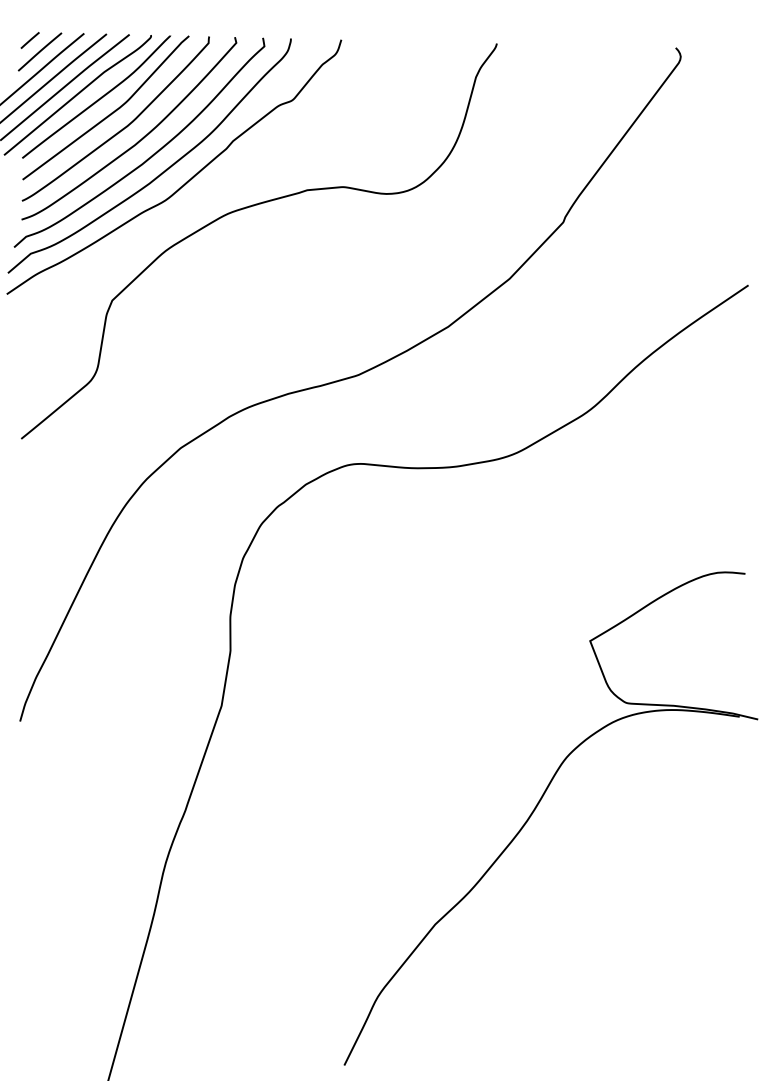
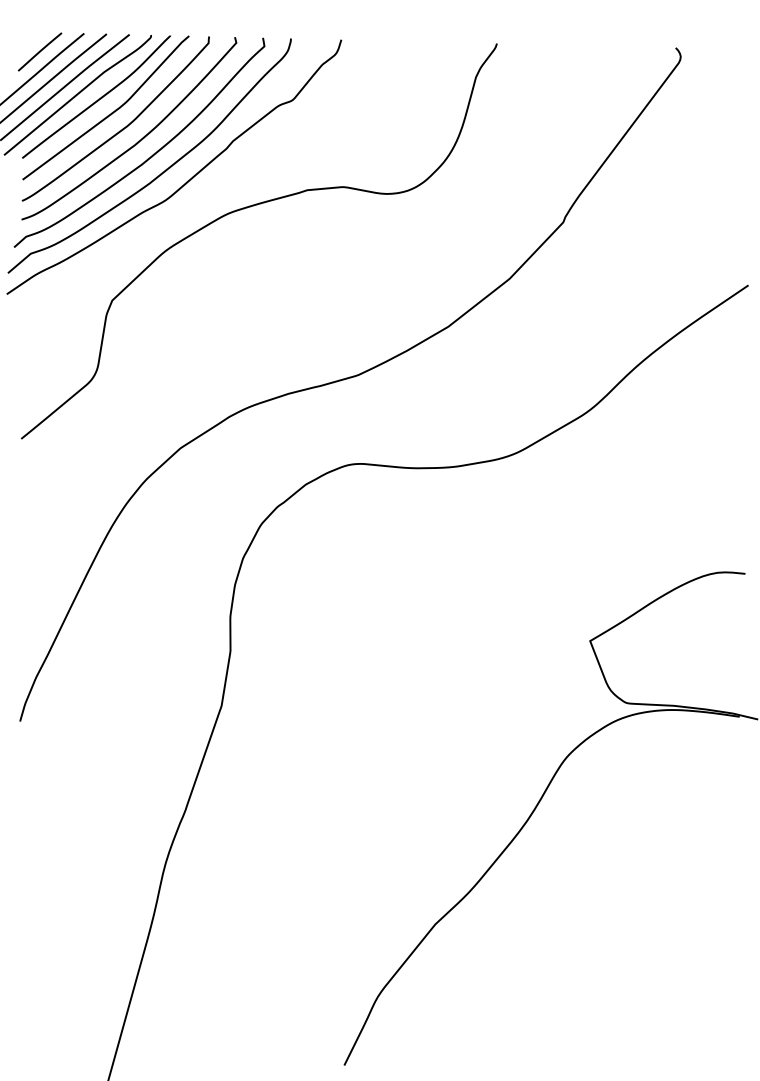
line: present -> none (29, 40)
